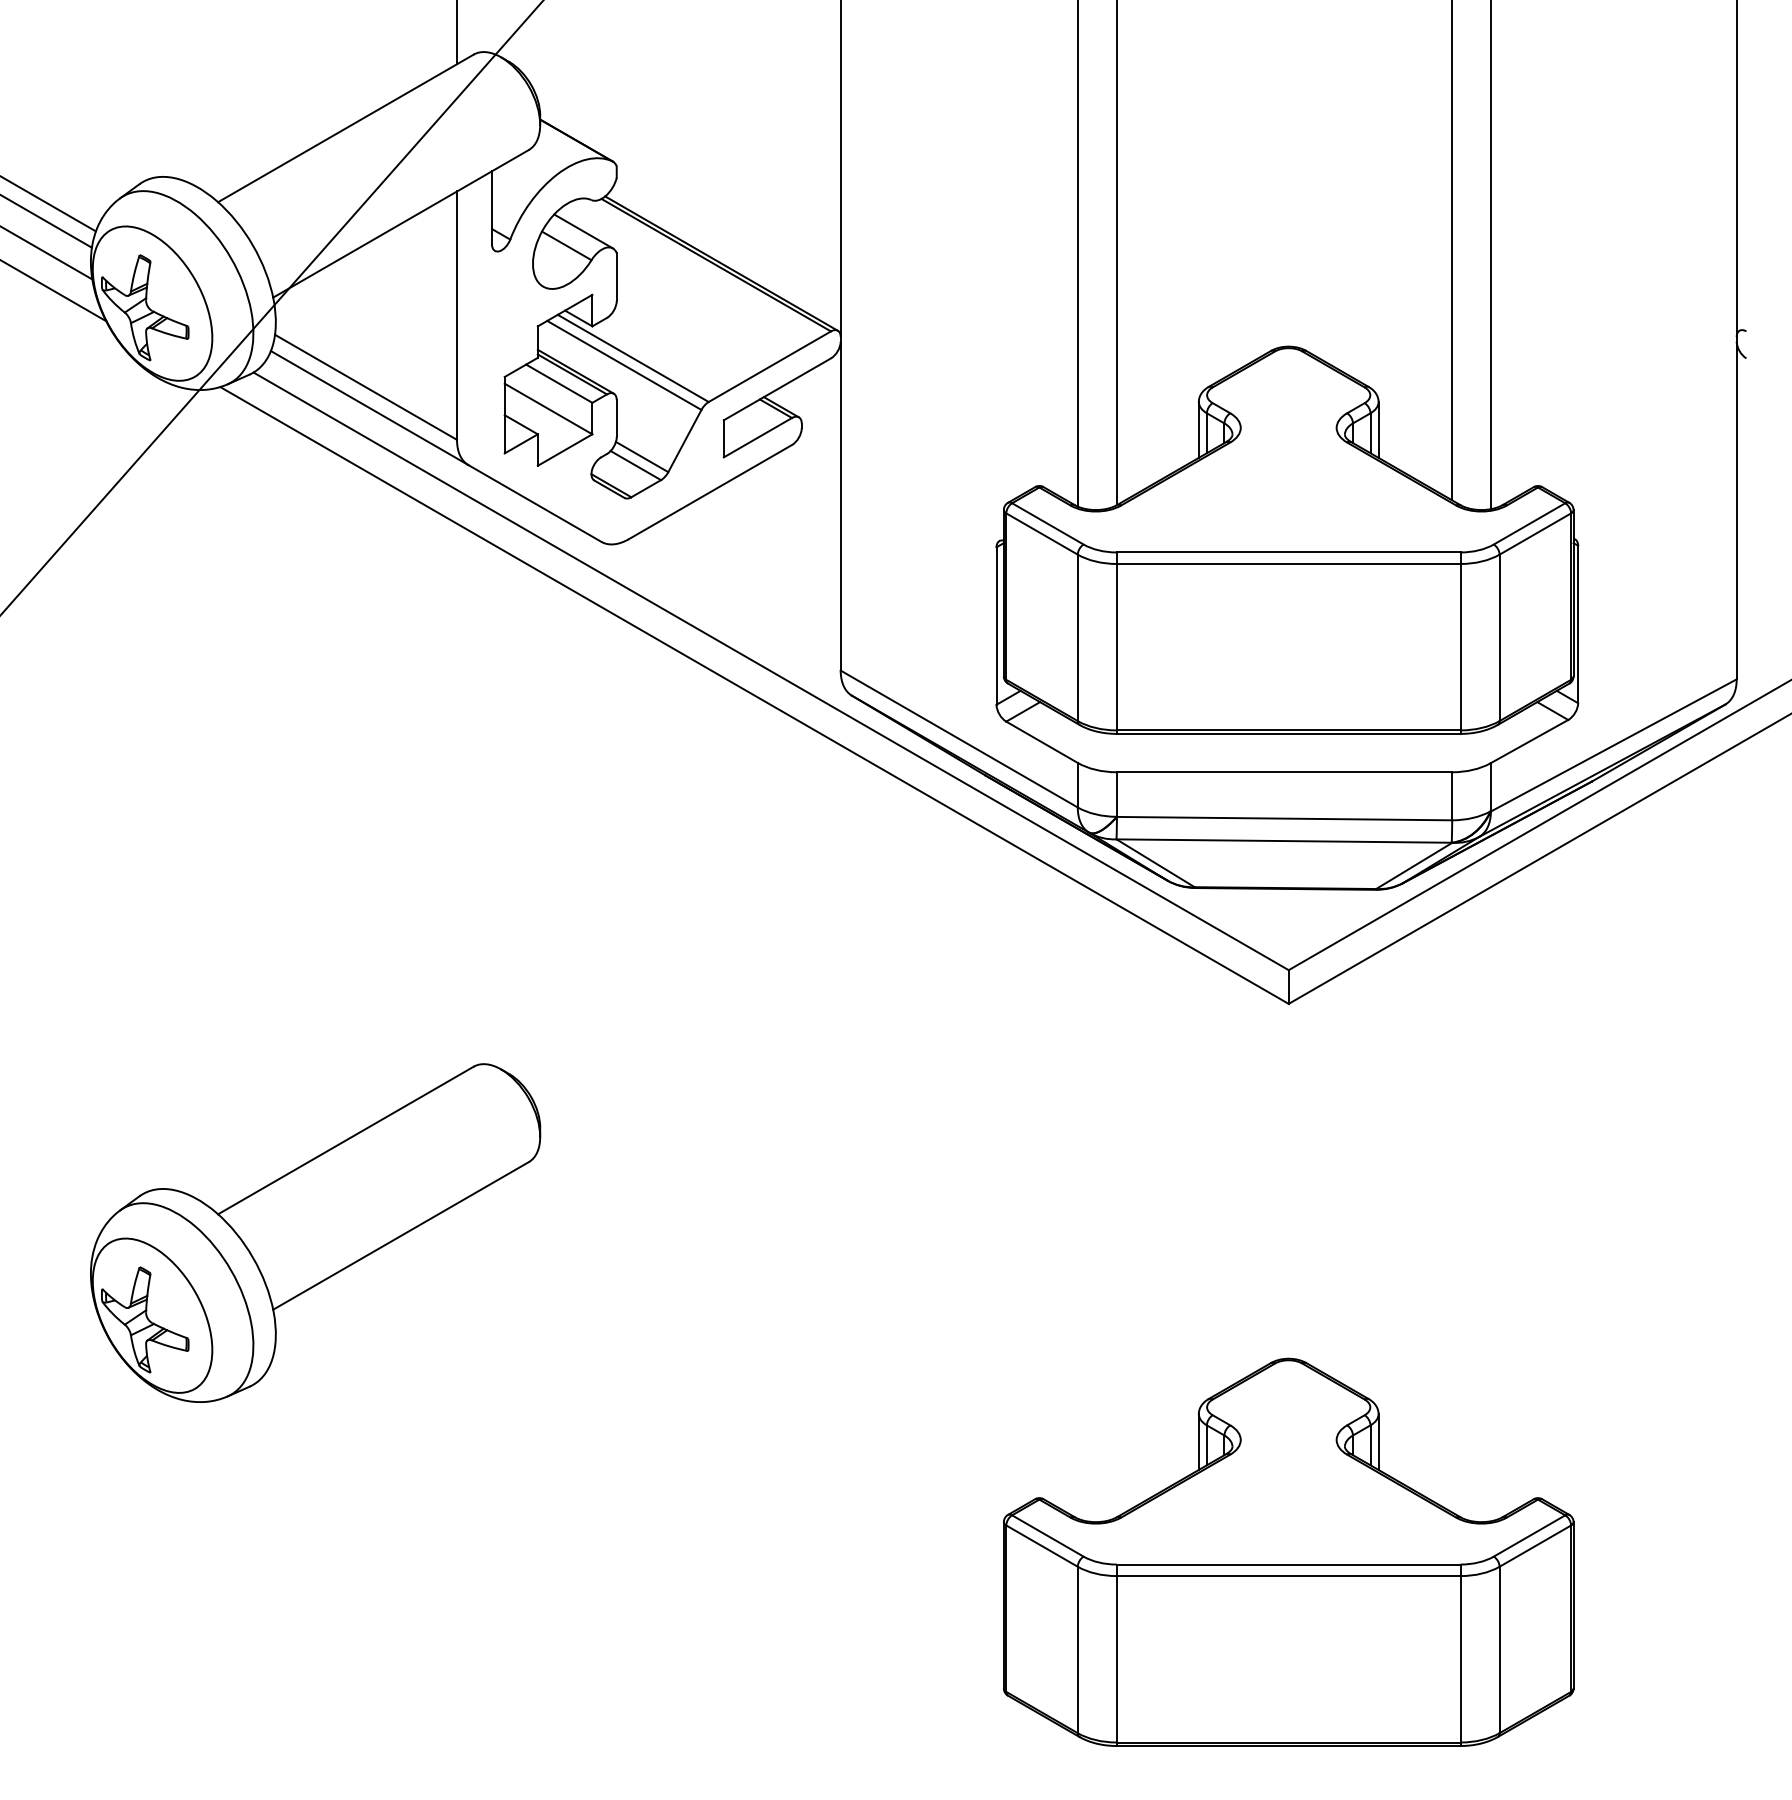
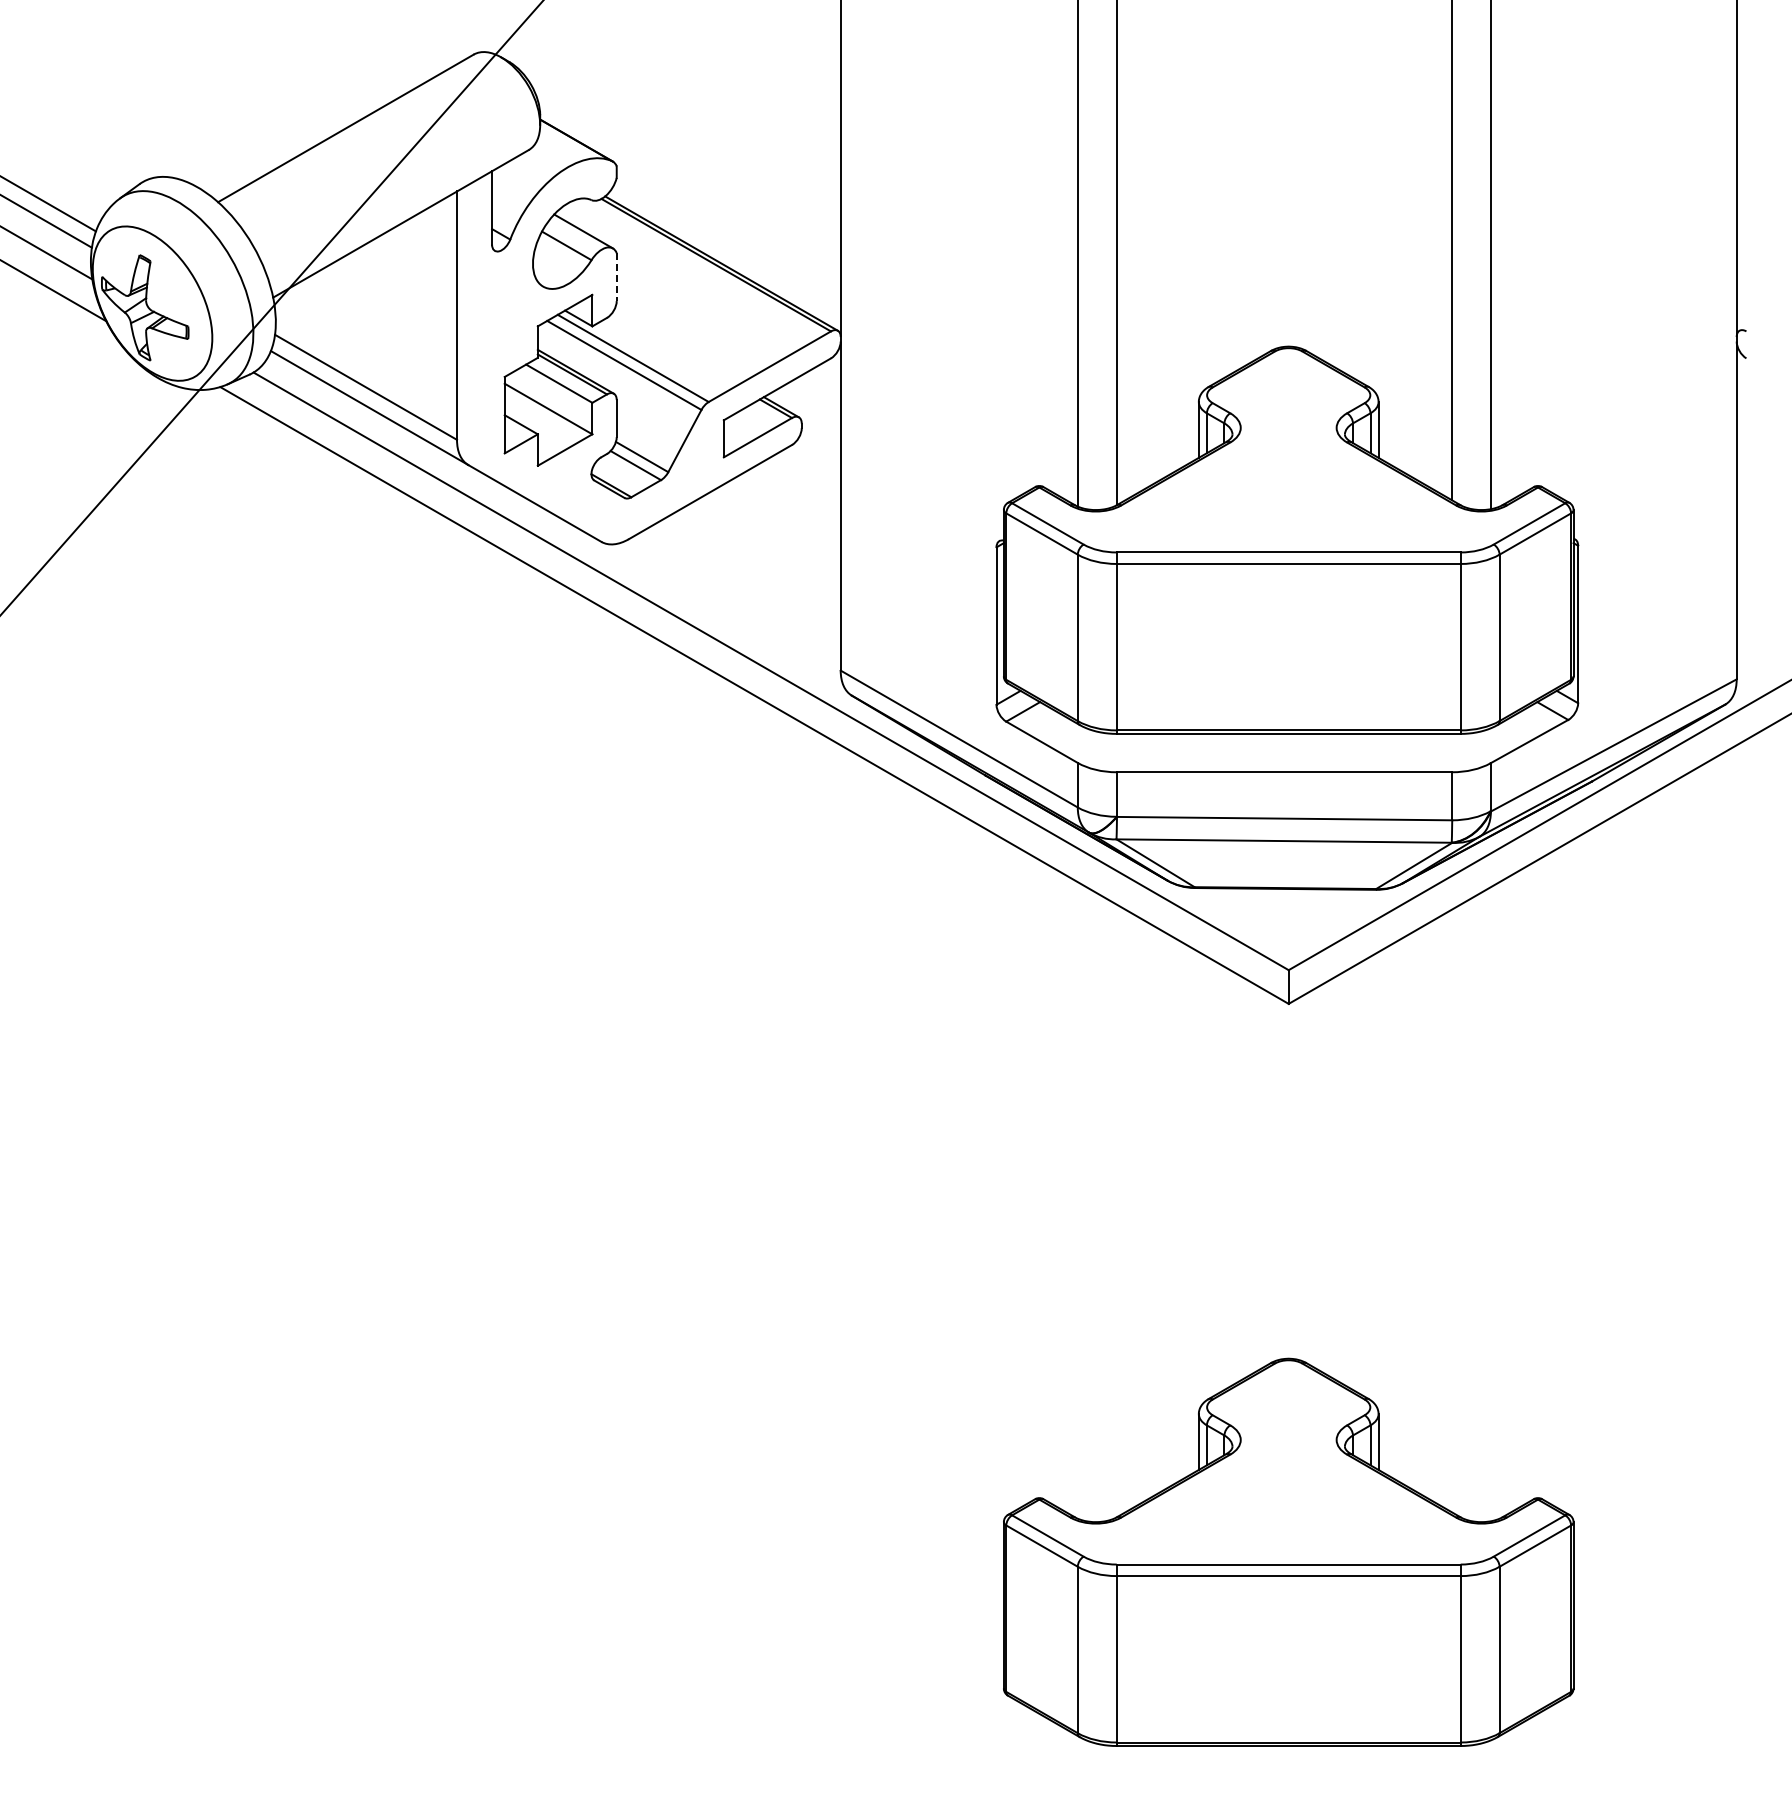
line: present -> none (457, 33)
line: solid -> dashed (616, 277)
part: present -> none (315, 1232)
